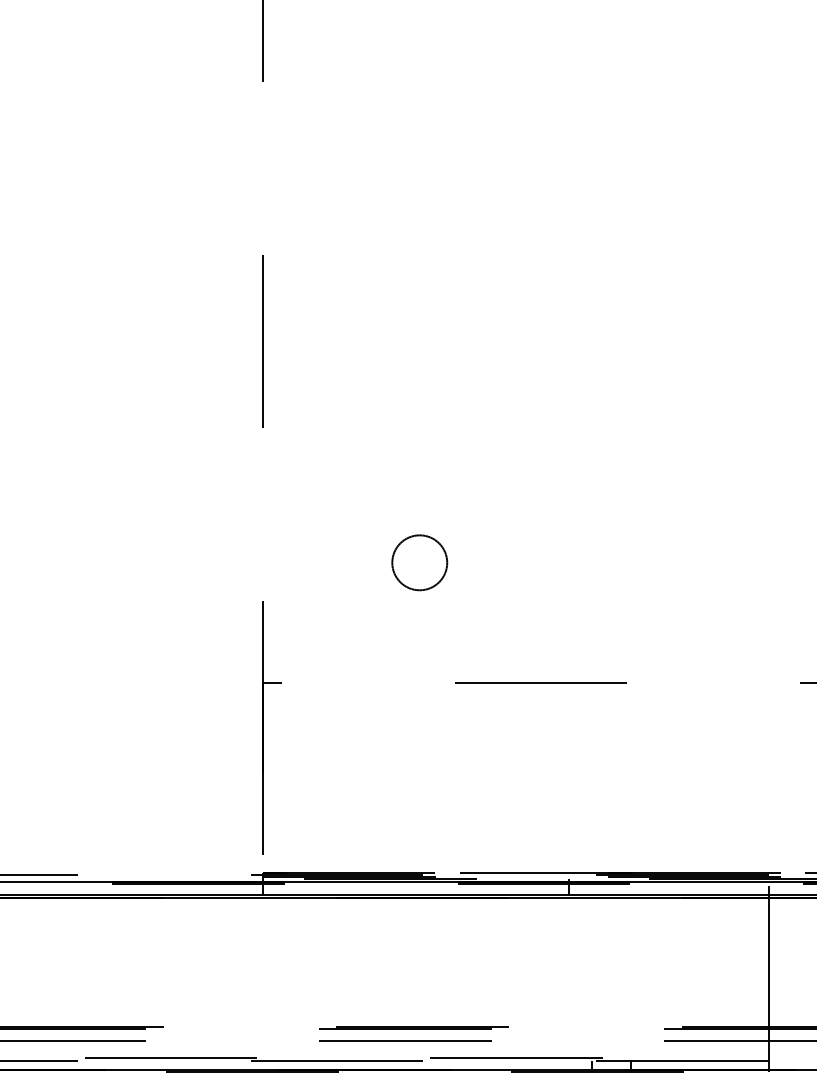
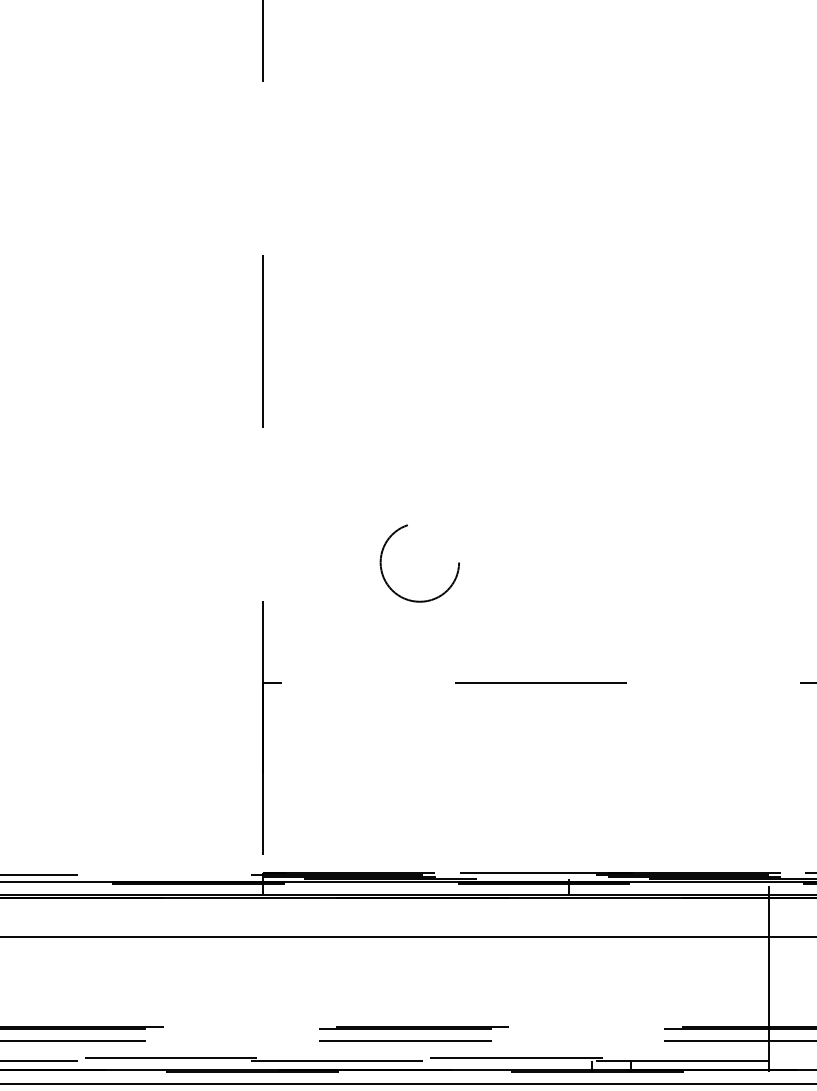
circle size: 58x58 px -> 81x79 px (419, 563)
line: none -> present (407, 936)
line: none -> present (407, 1083)
